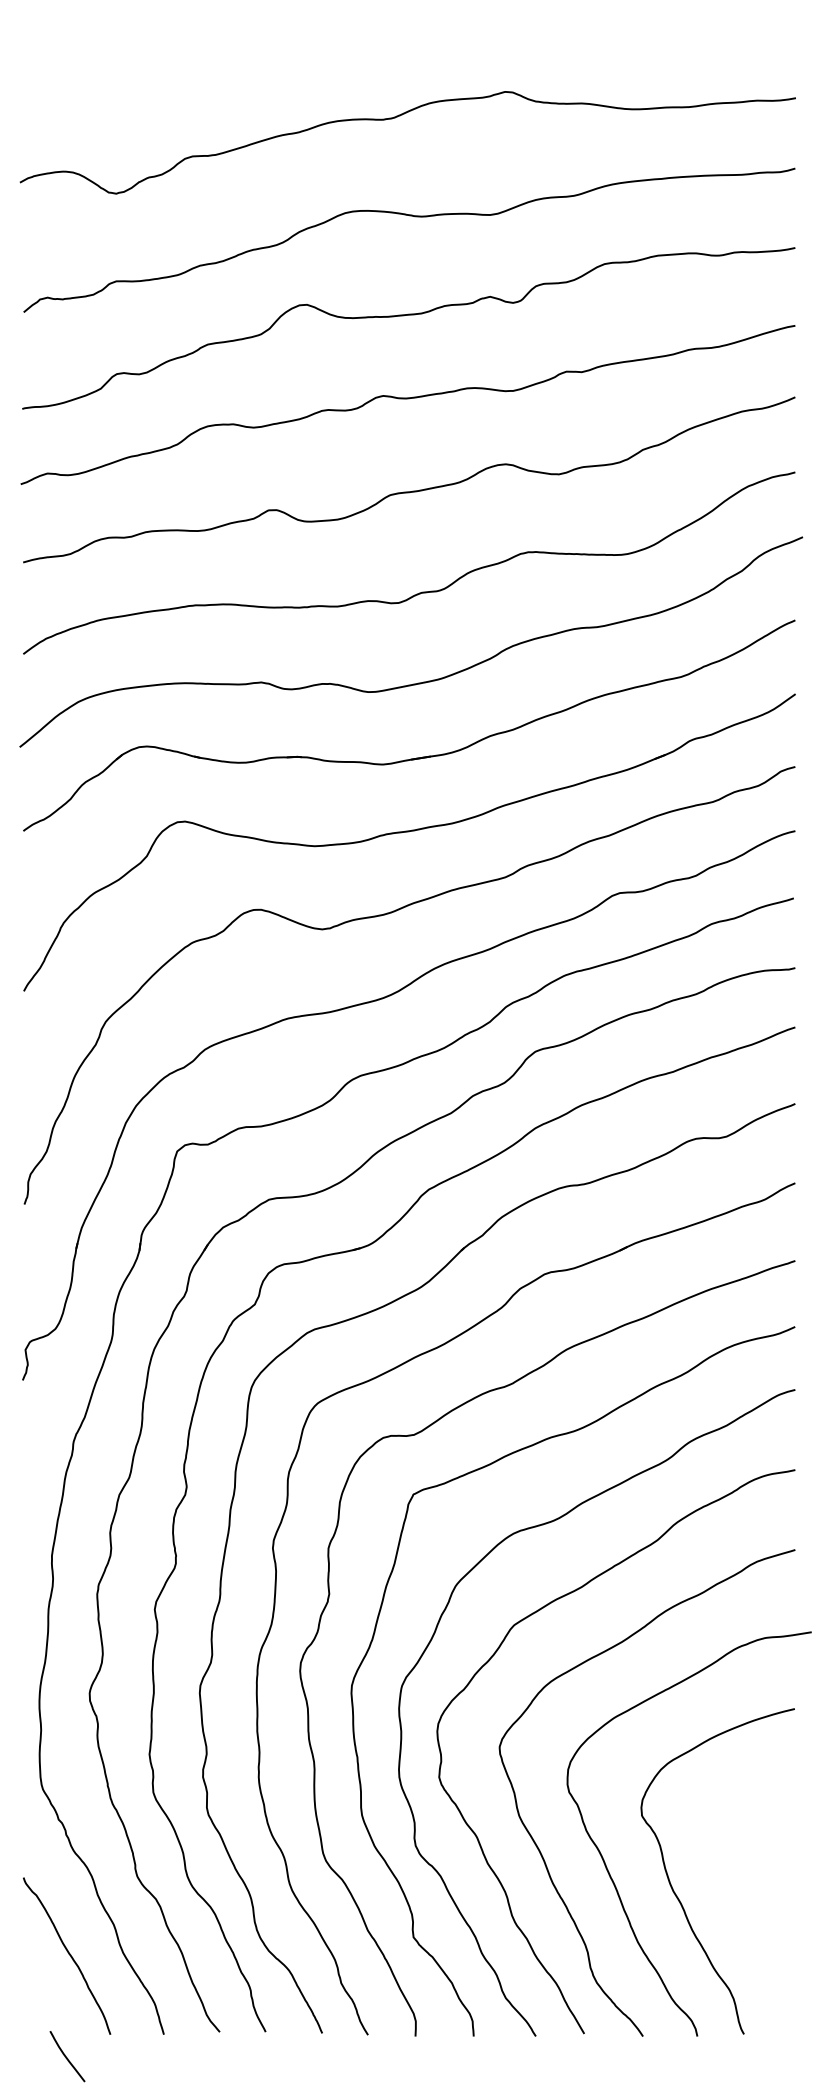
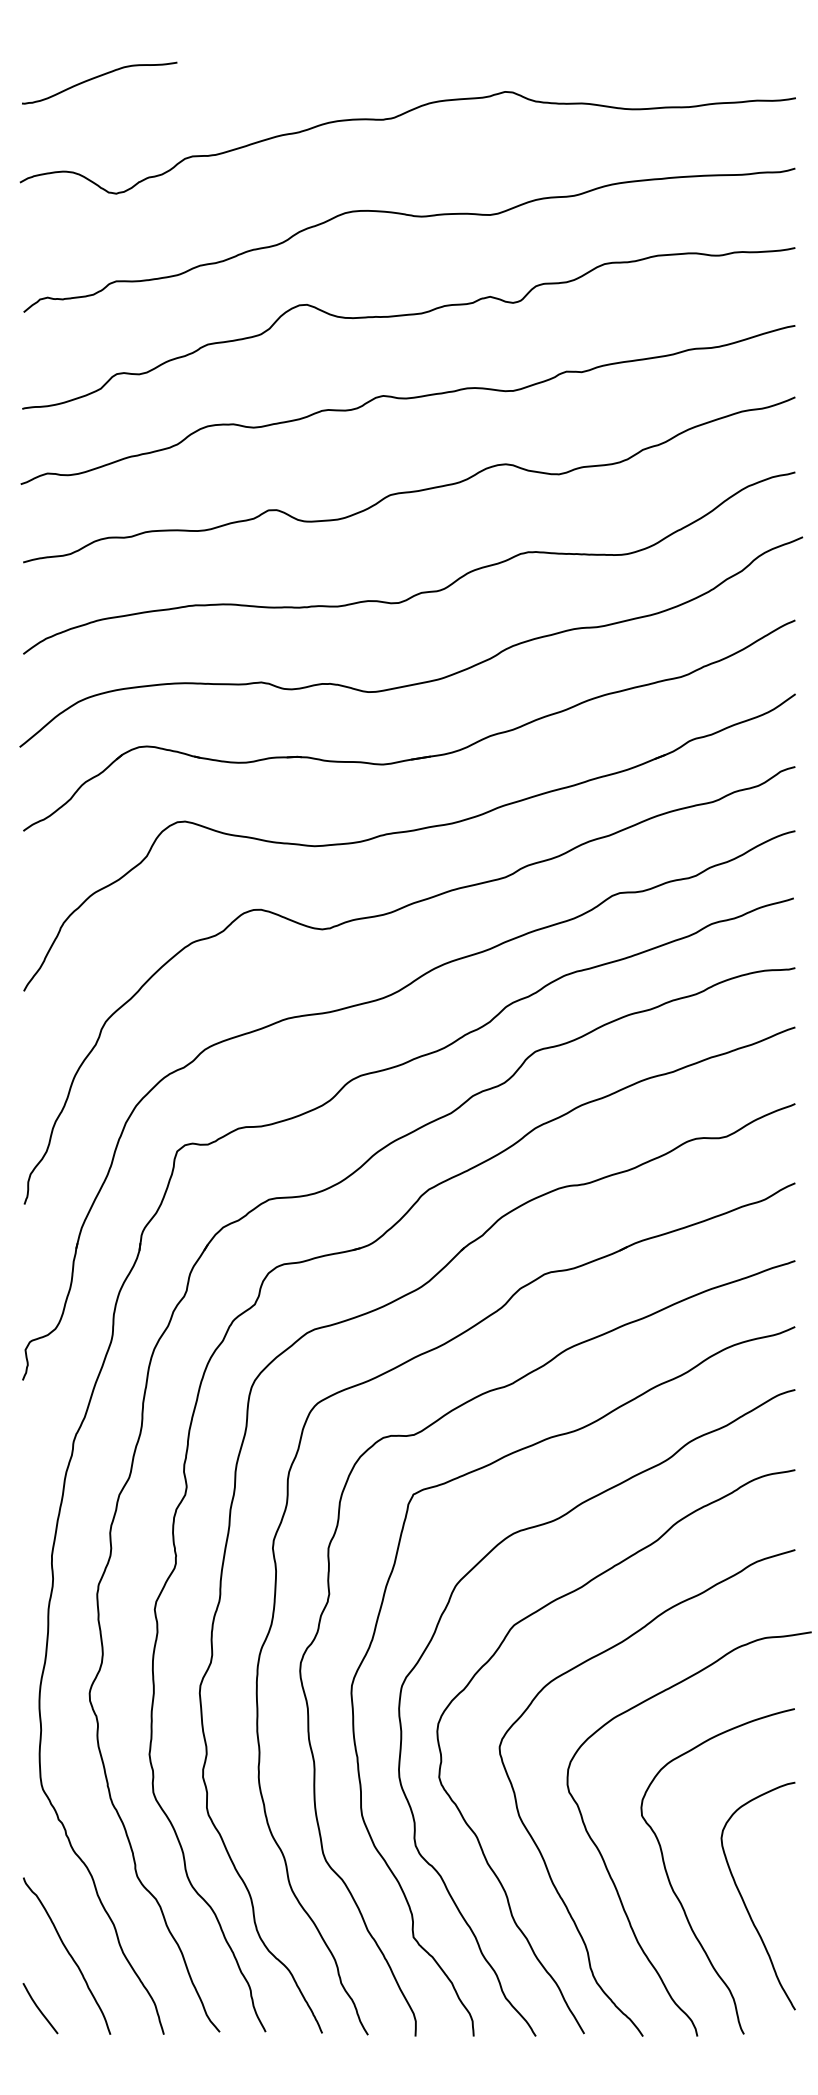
curve: none -> present (99, 77)
curve: none -> present (744, 1900)
curve position: (66, 2056) -> (39, 2008) (39, 2008)
